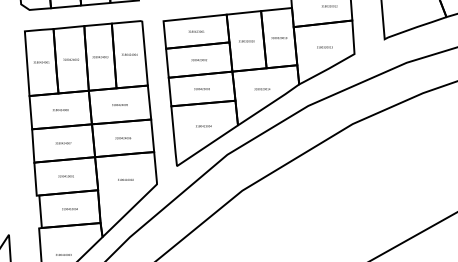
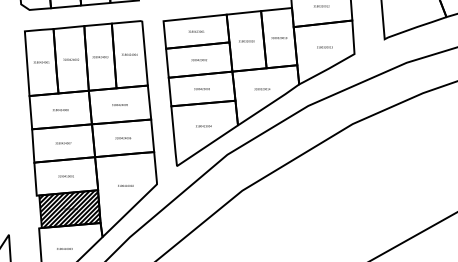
text position: (329, 6) -> (321, 6) (321, 6)
text position: (125, 179) -> (125, 185) (125, 185)
hatch: none -> present (69, 208)
text position: (63, 254) -> (64, 248) (64, 248)
